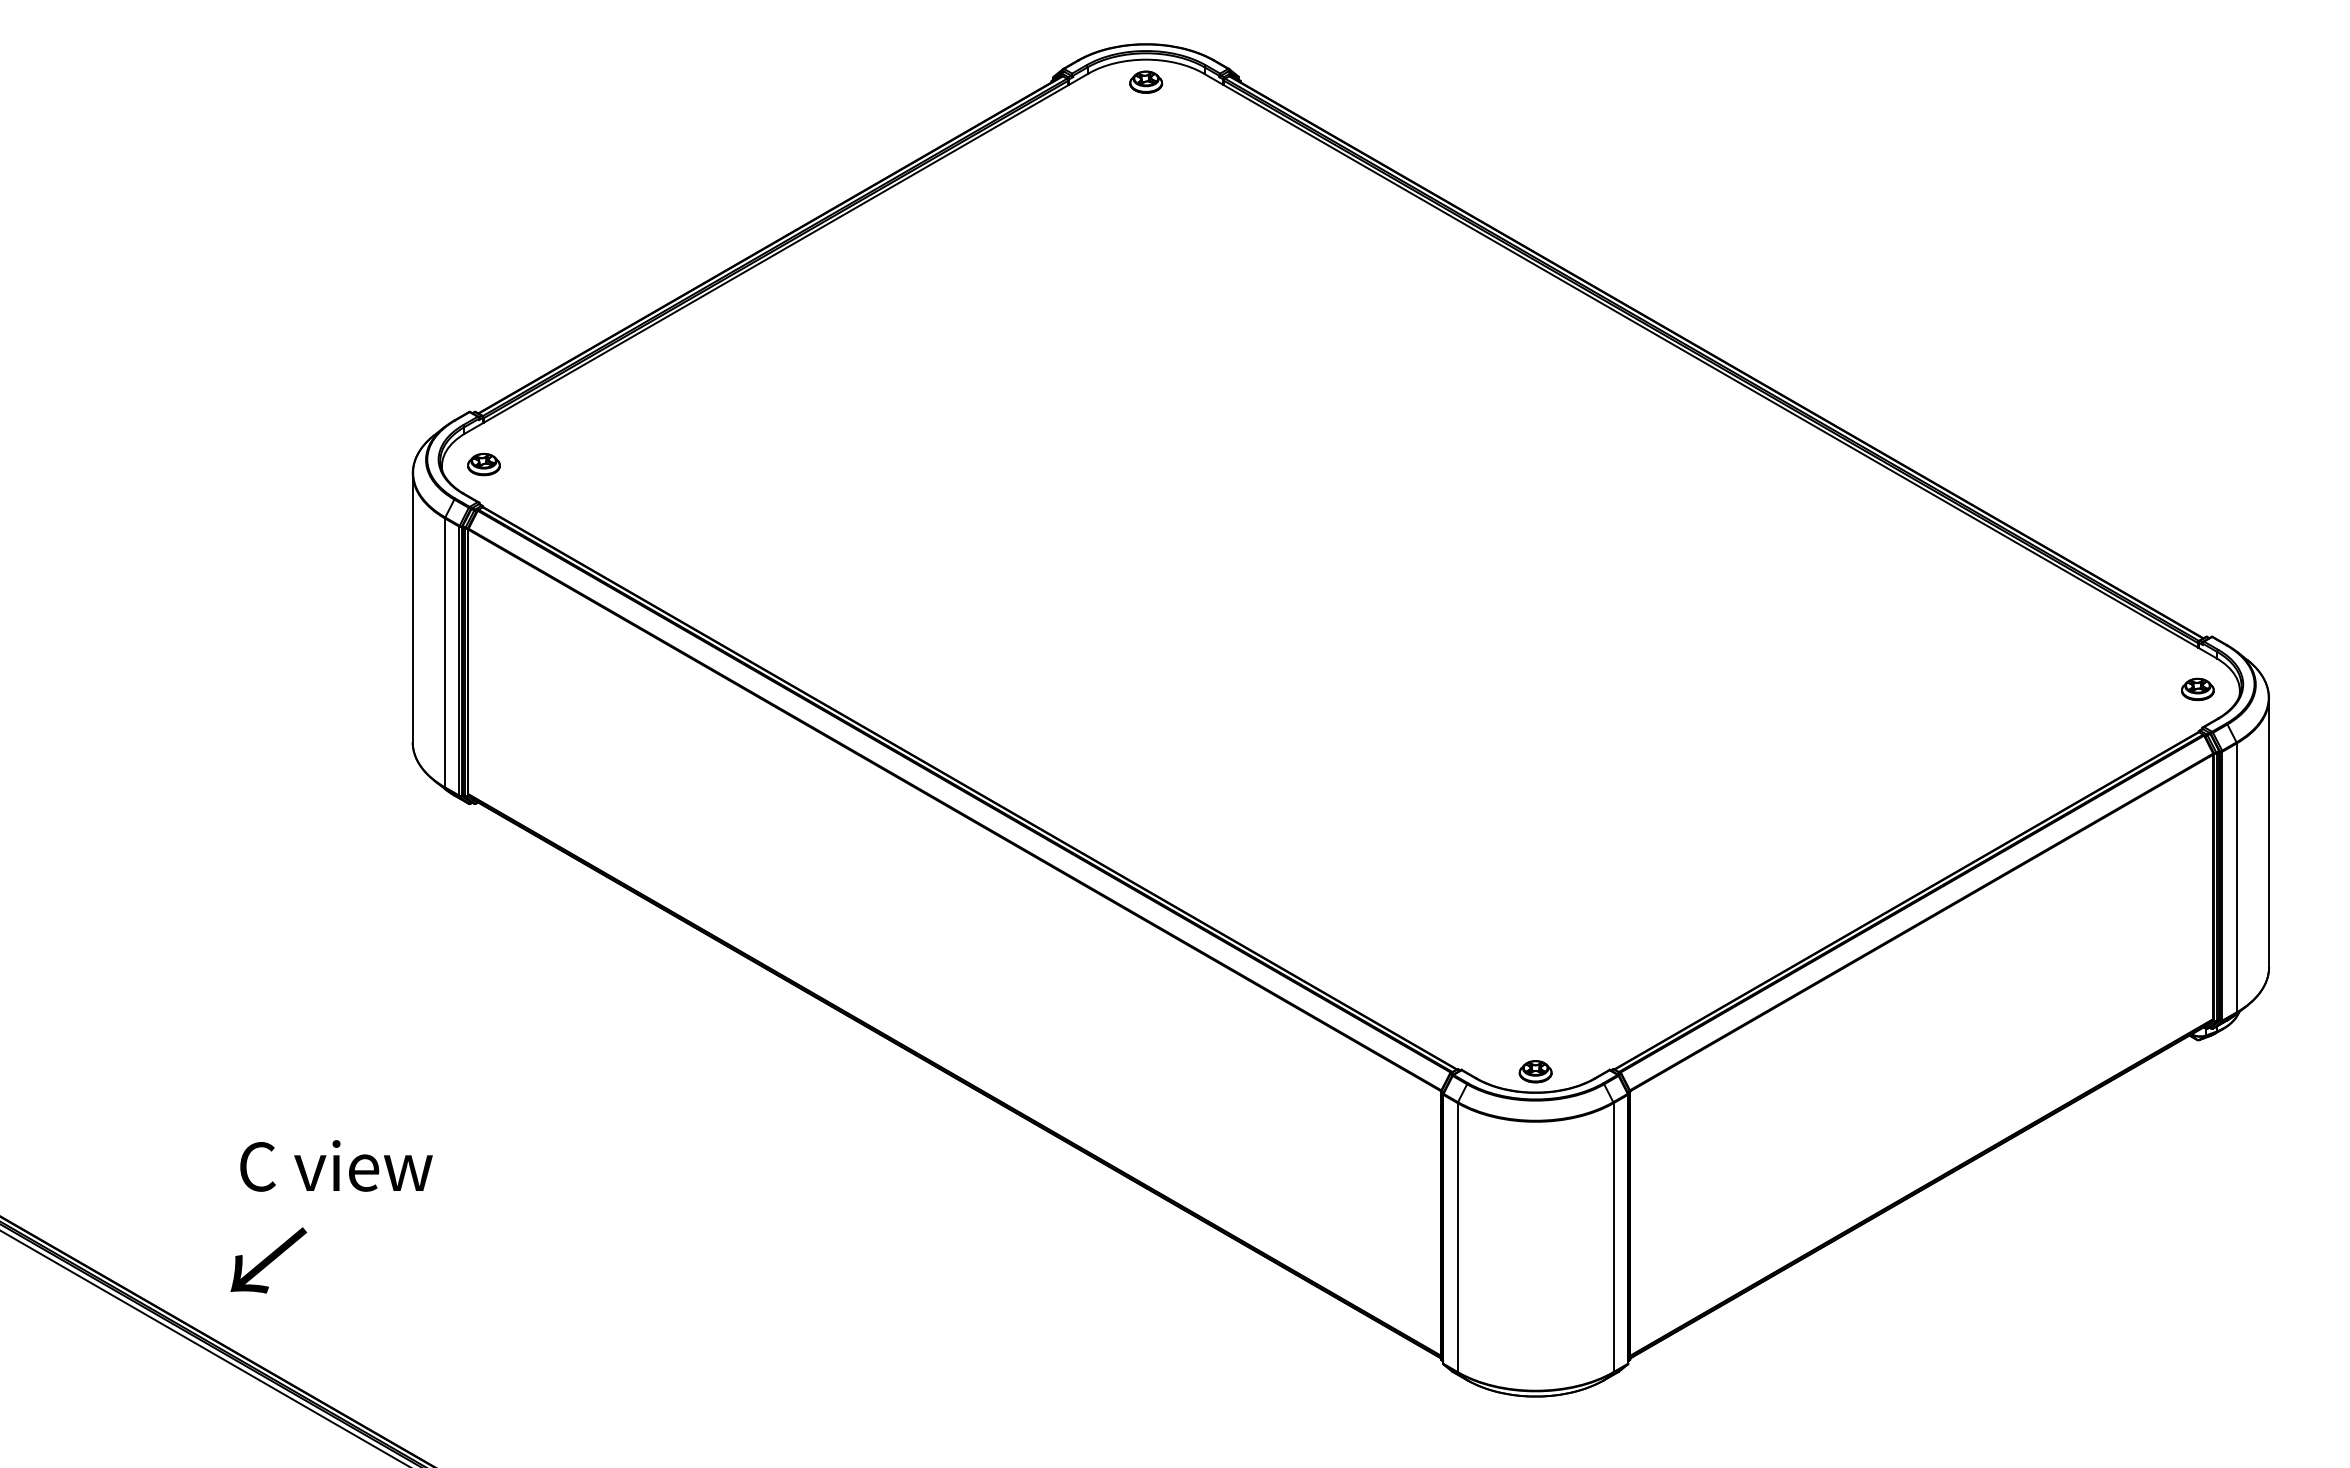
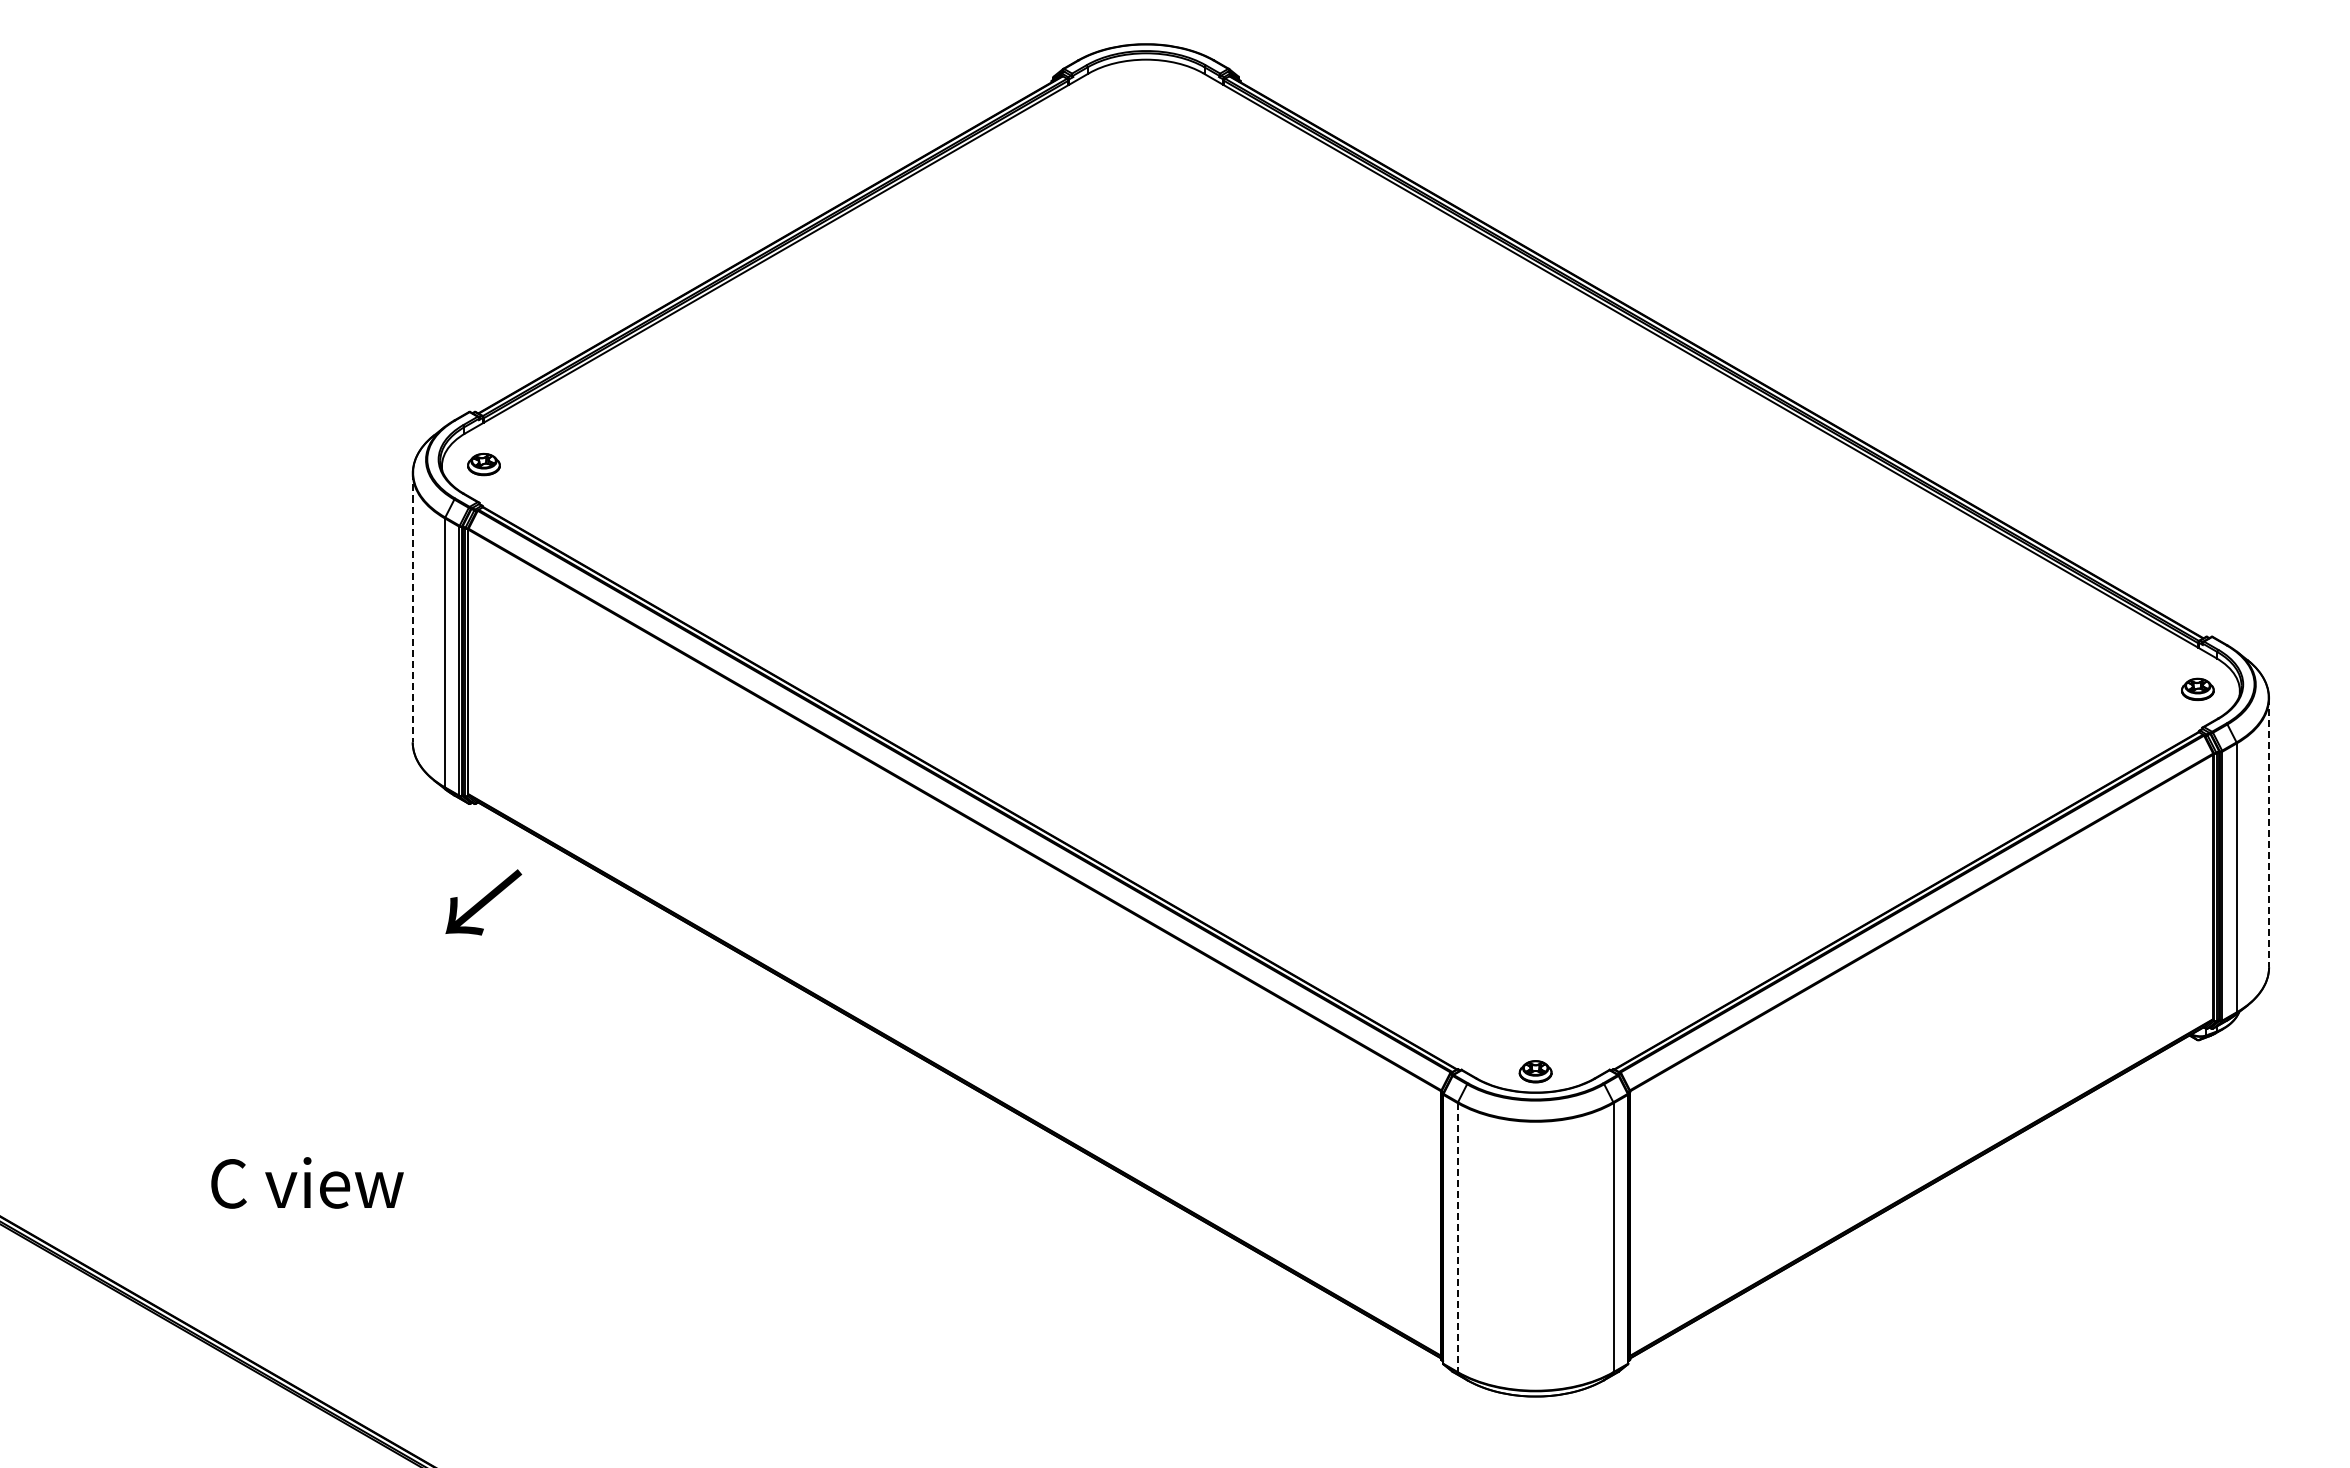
part: present -> none (1146, 81)
line: solid -> dashed (412, 608)
line: solid -> dashed (2269, 833)
text position: (336, 1165) -> (307, 1182) (307, 1182)
line: solid -> dashed (1457, 1238)
text position: (268, 1260) -> (483, 902) (483, 902)
line: present -> none (203, 1347)
